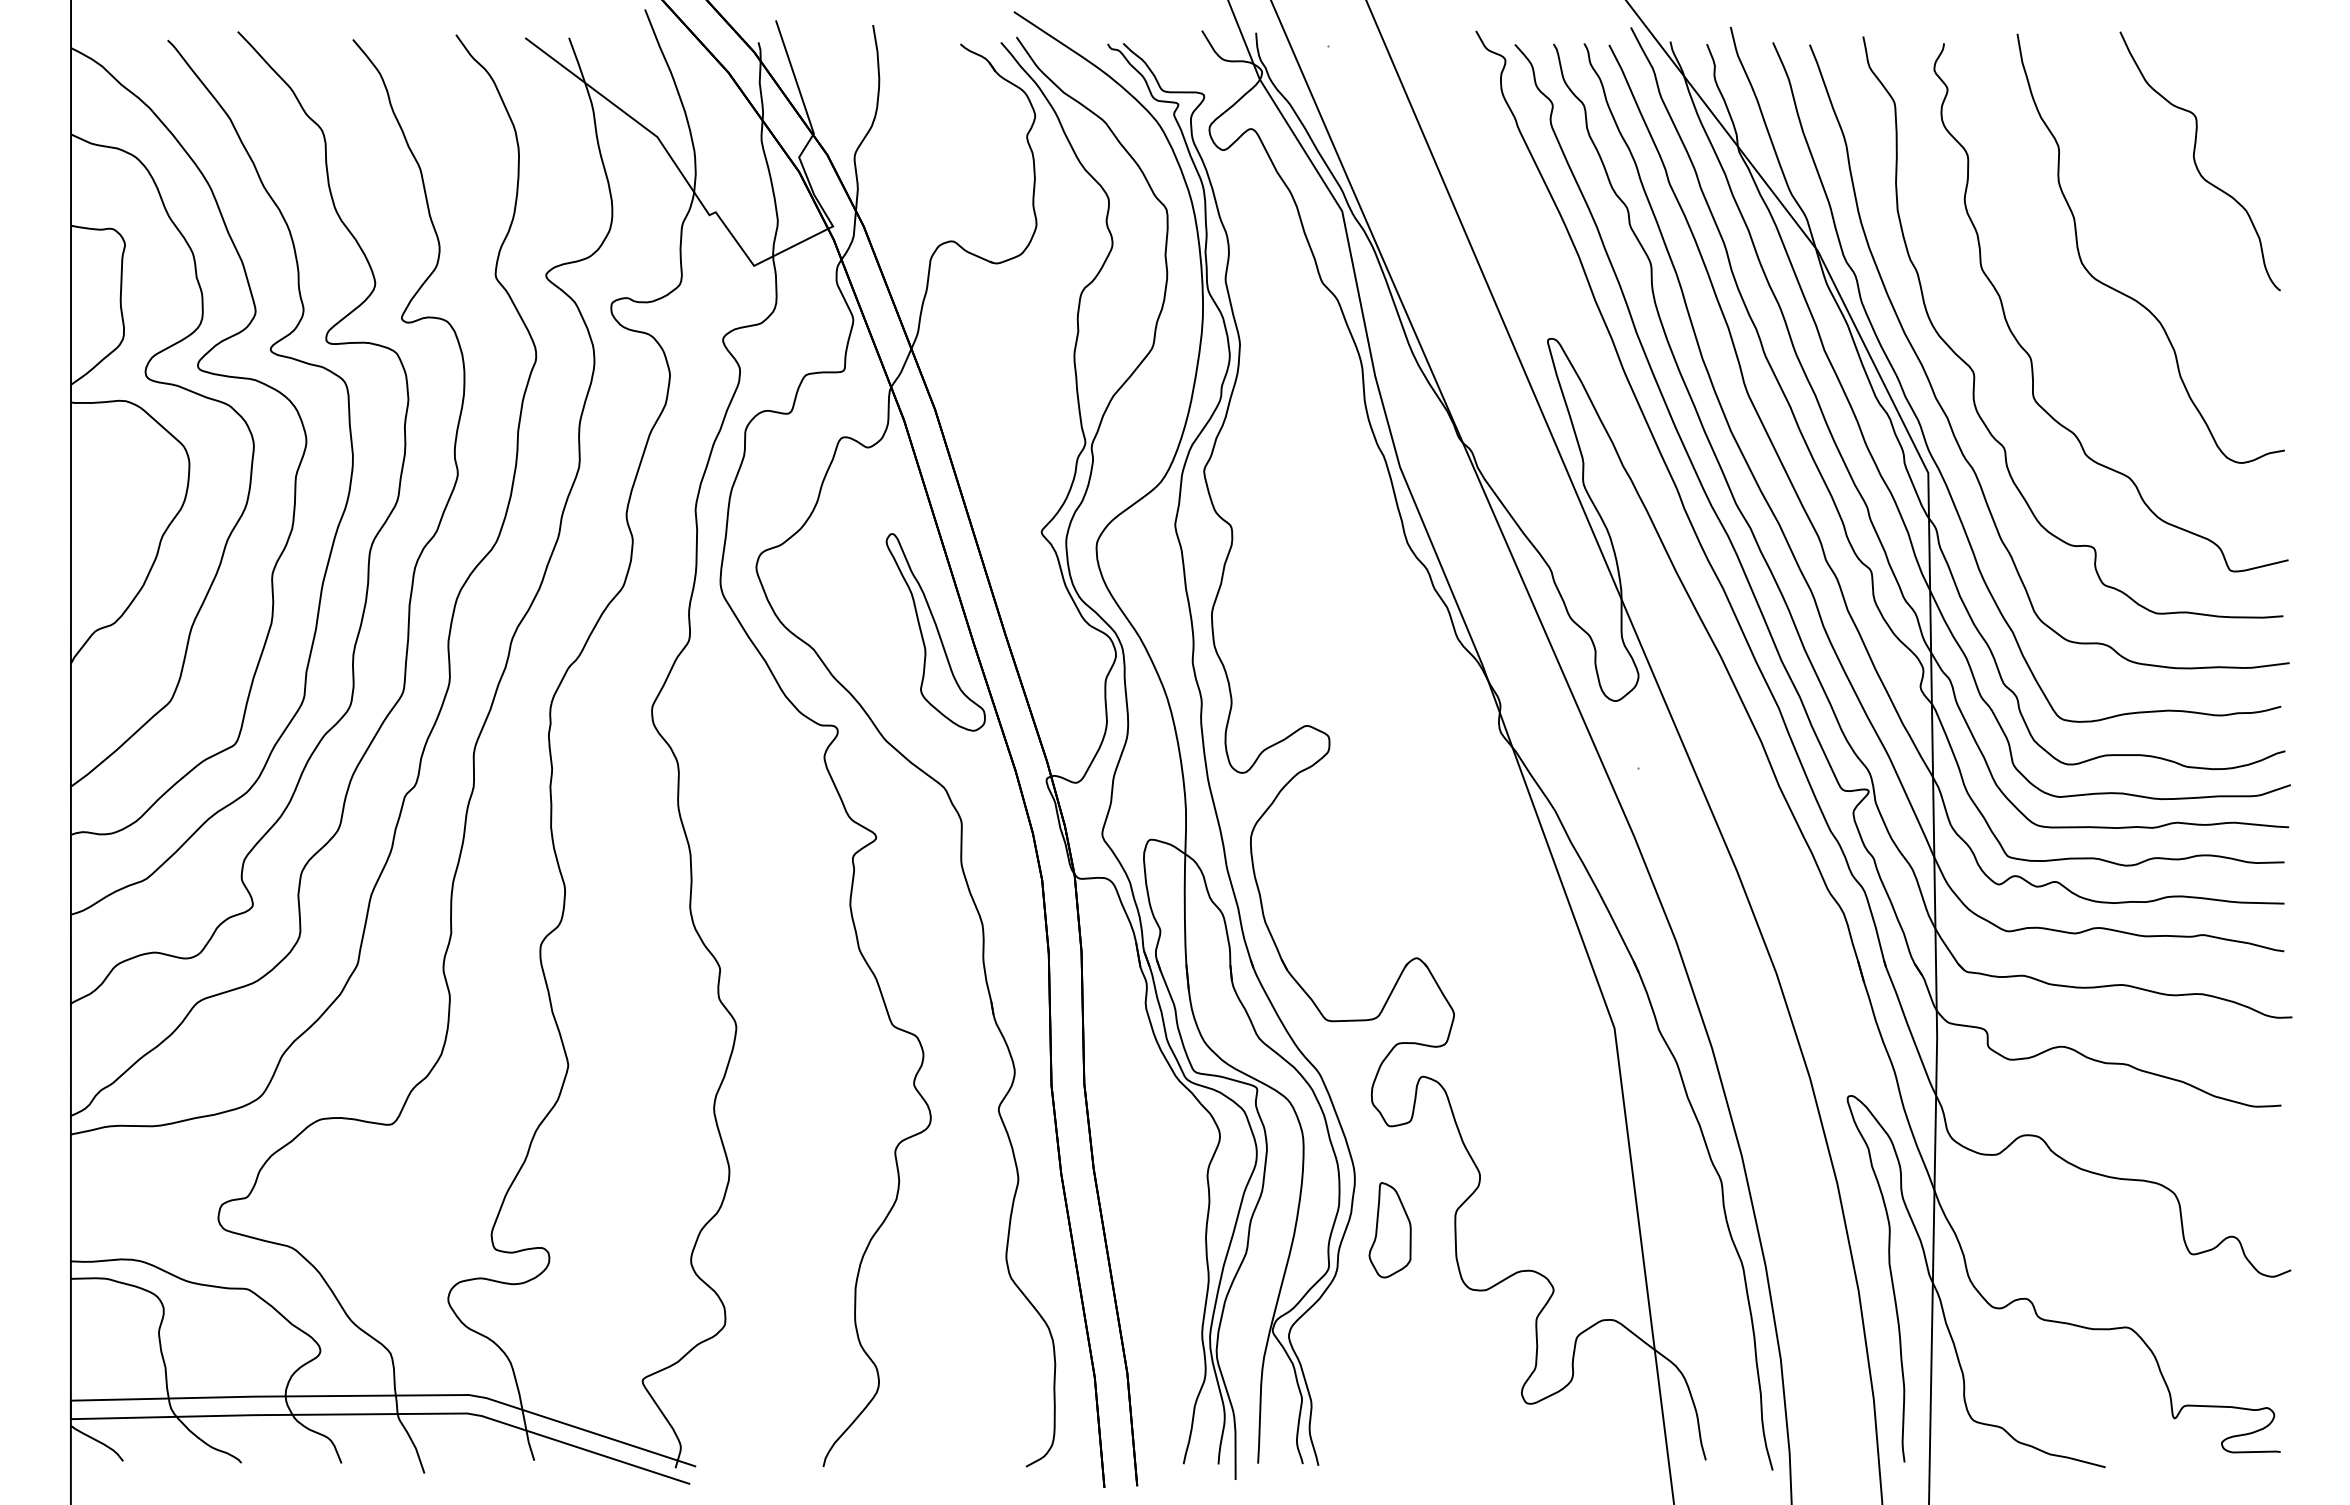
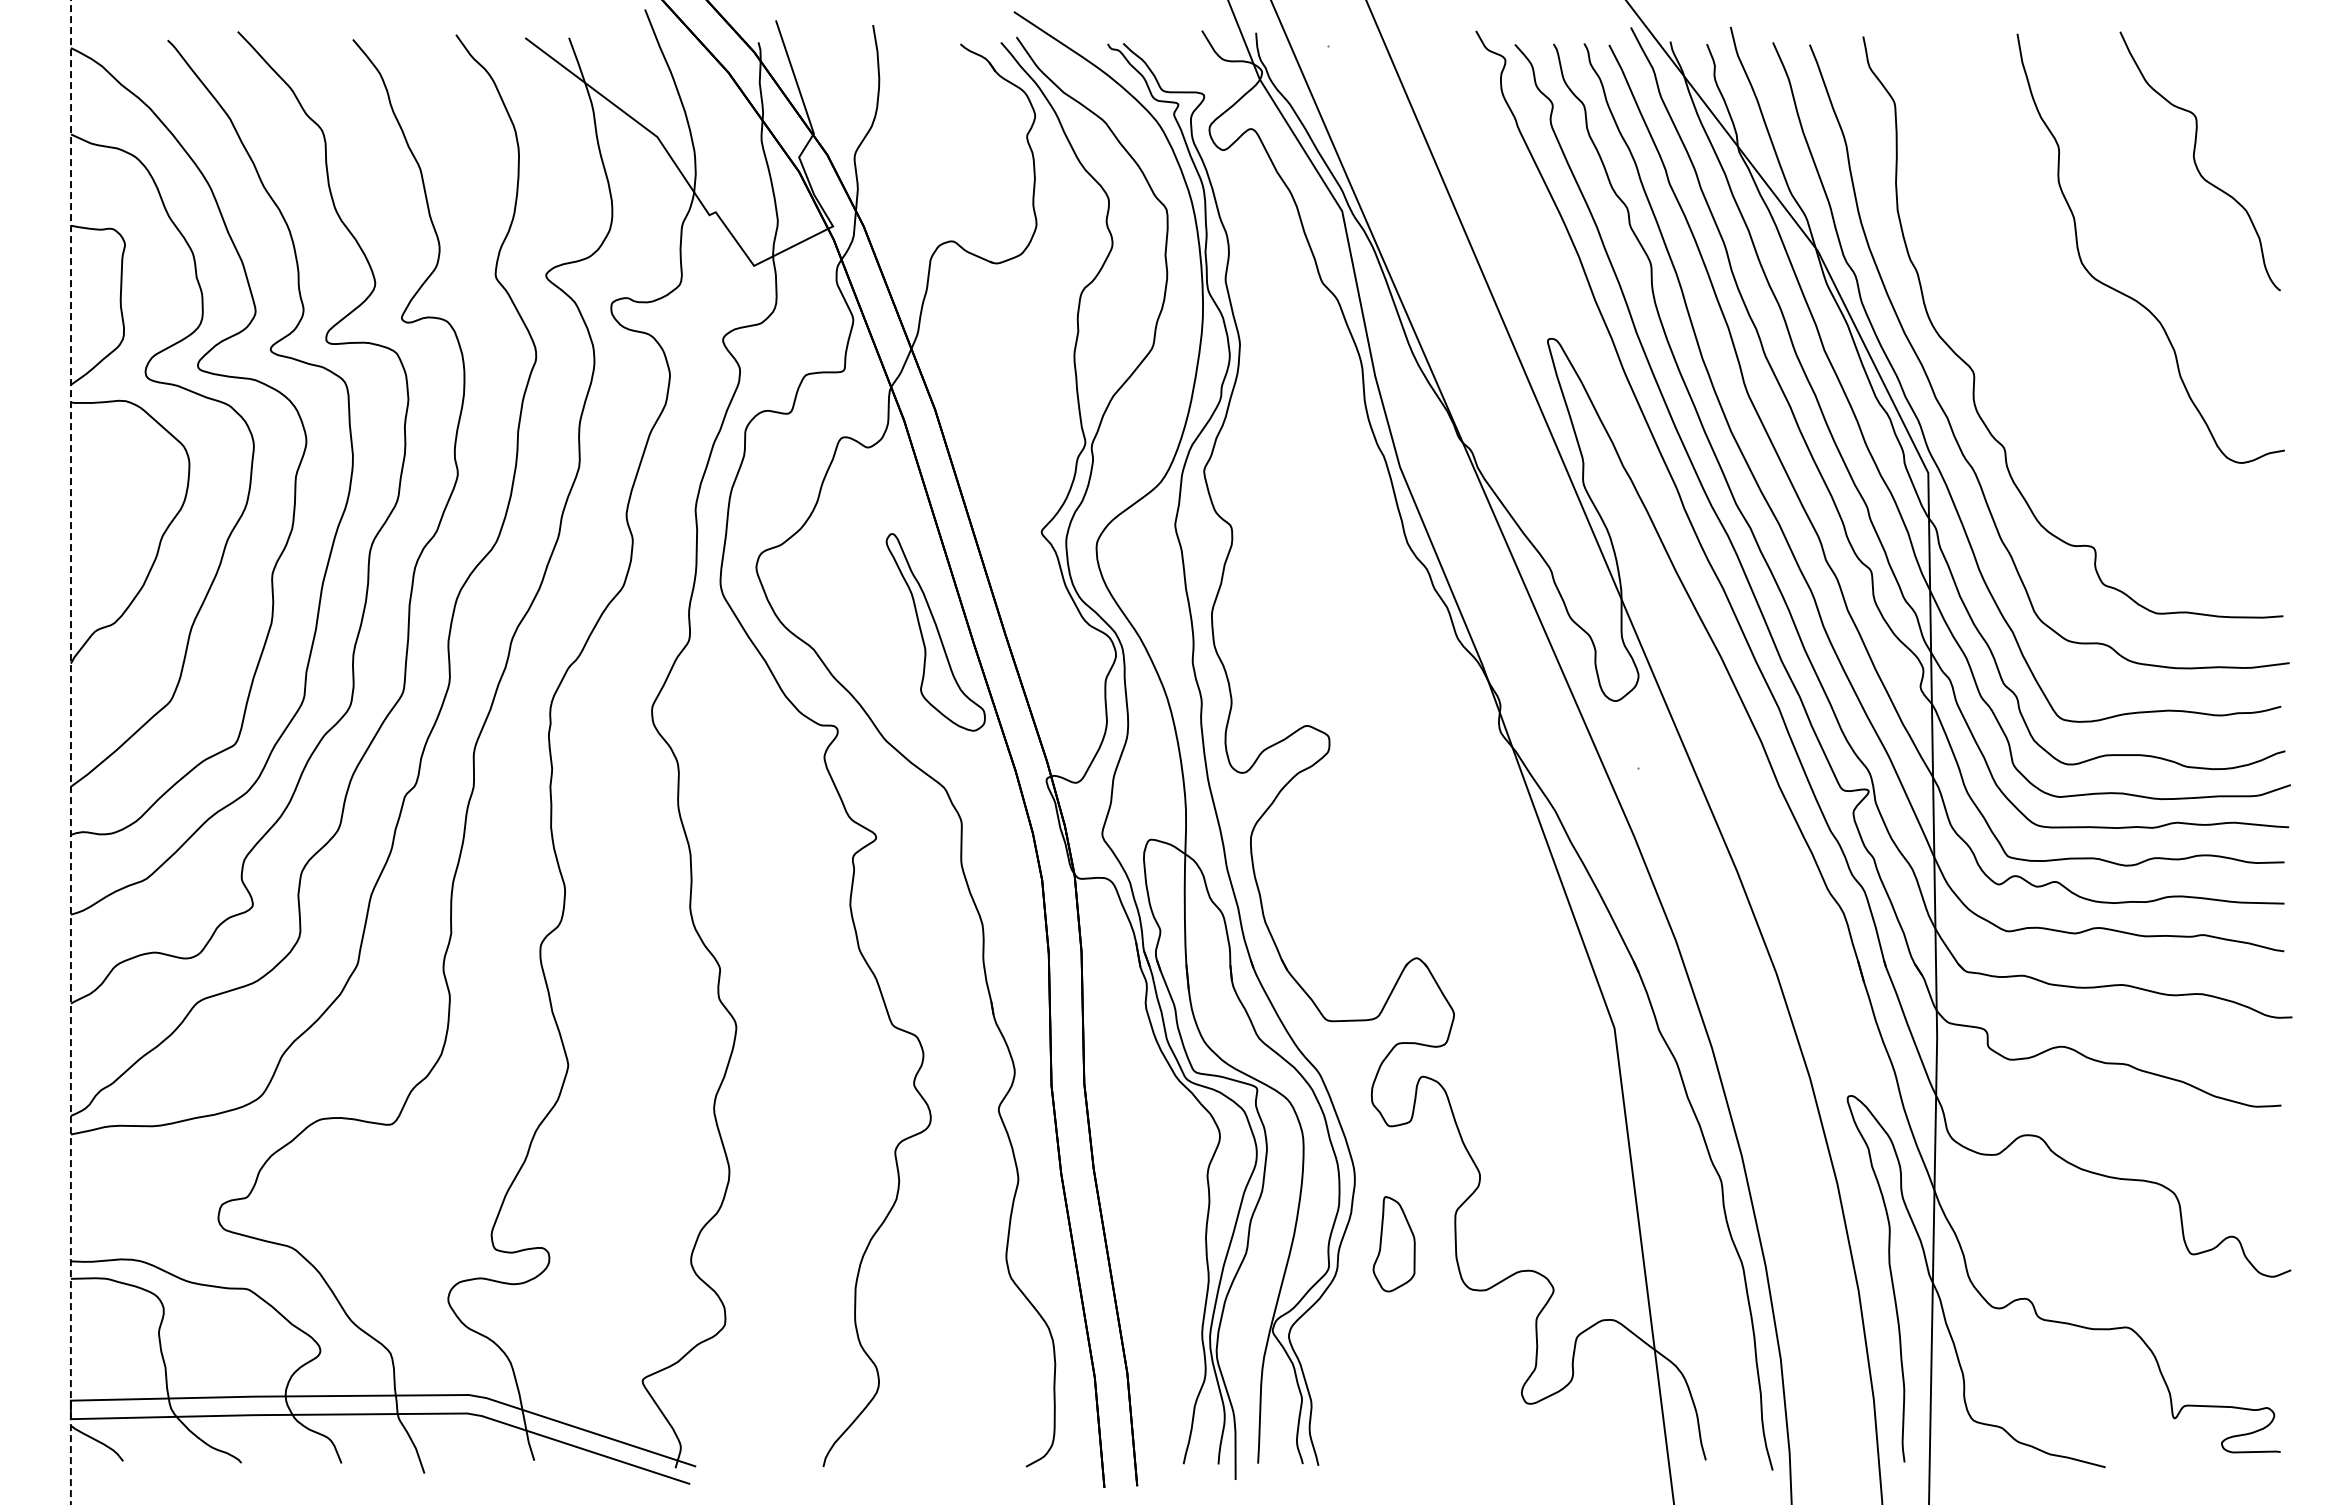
curve: present -> none (2030, 355)
line: solid -> dashed (70, 751)
part position: (1389, 1230) -> (1393, 1244) (1393, 1244)
